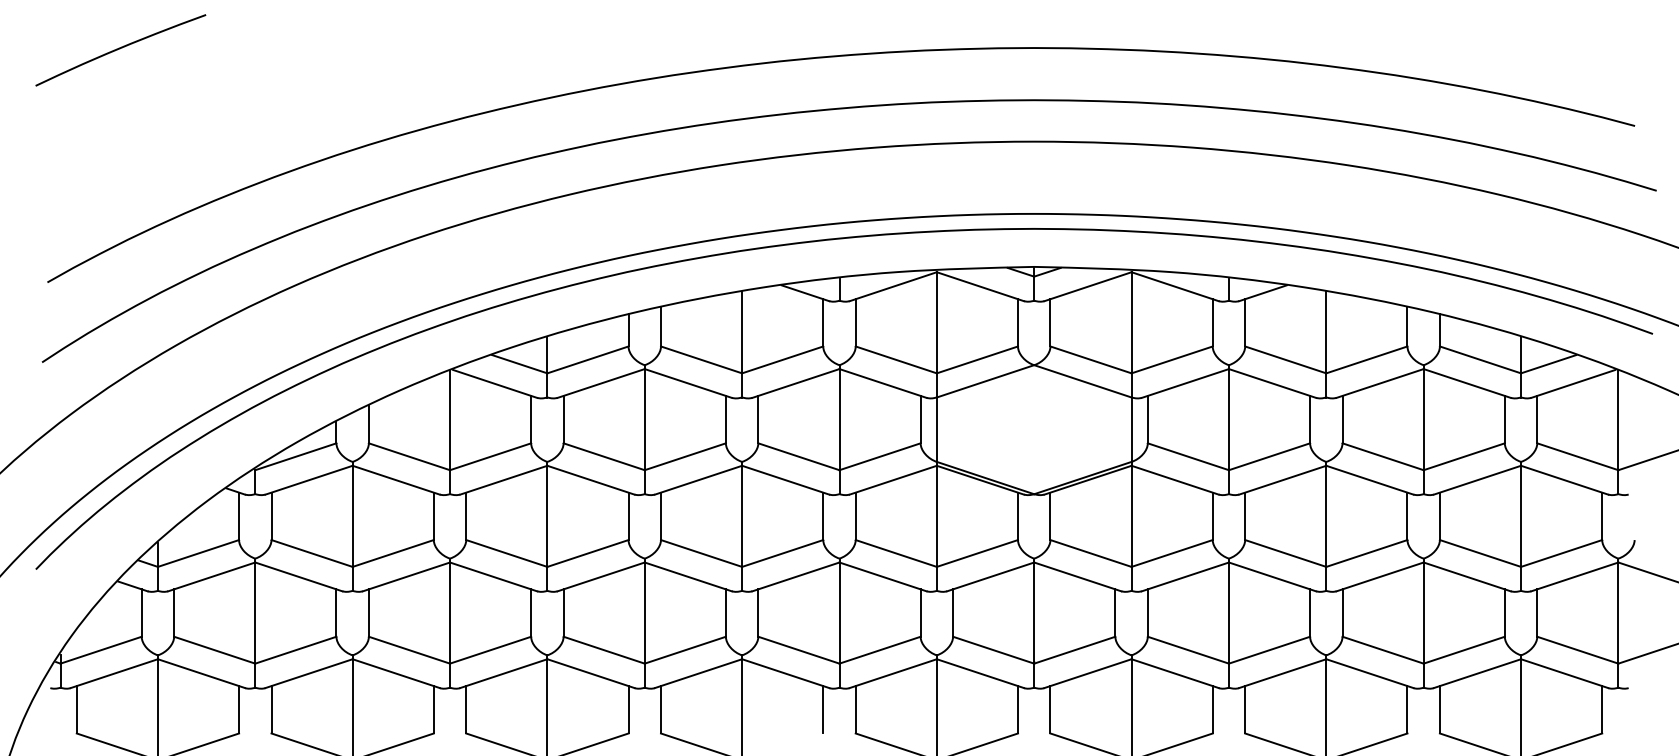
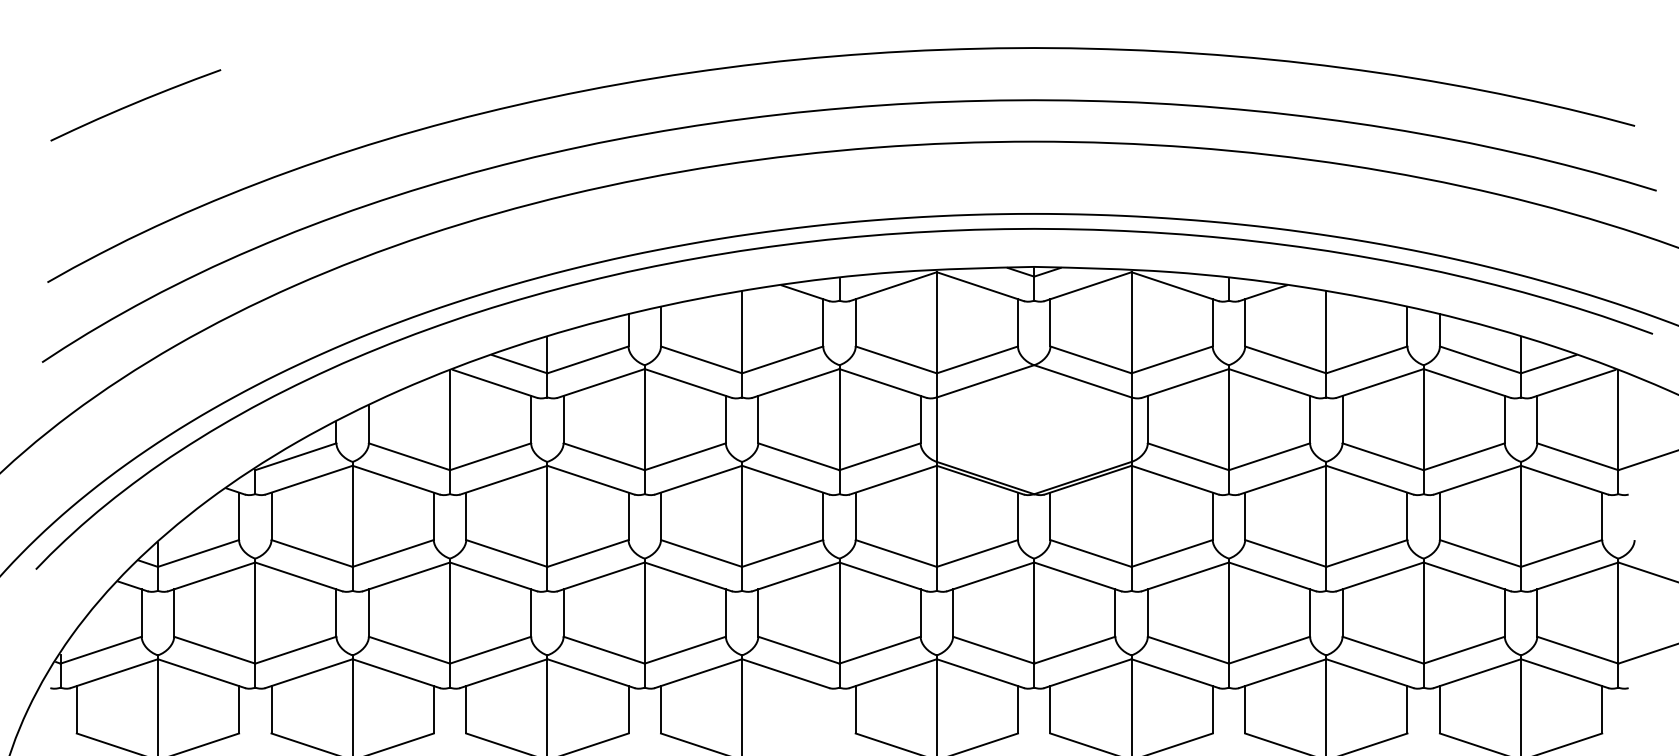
curve position: (120, 49) -> (135, 104) (135, 104)
line: present -> none (823, 709)
